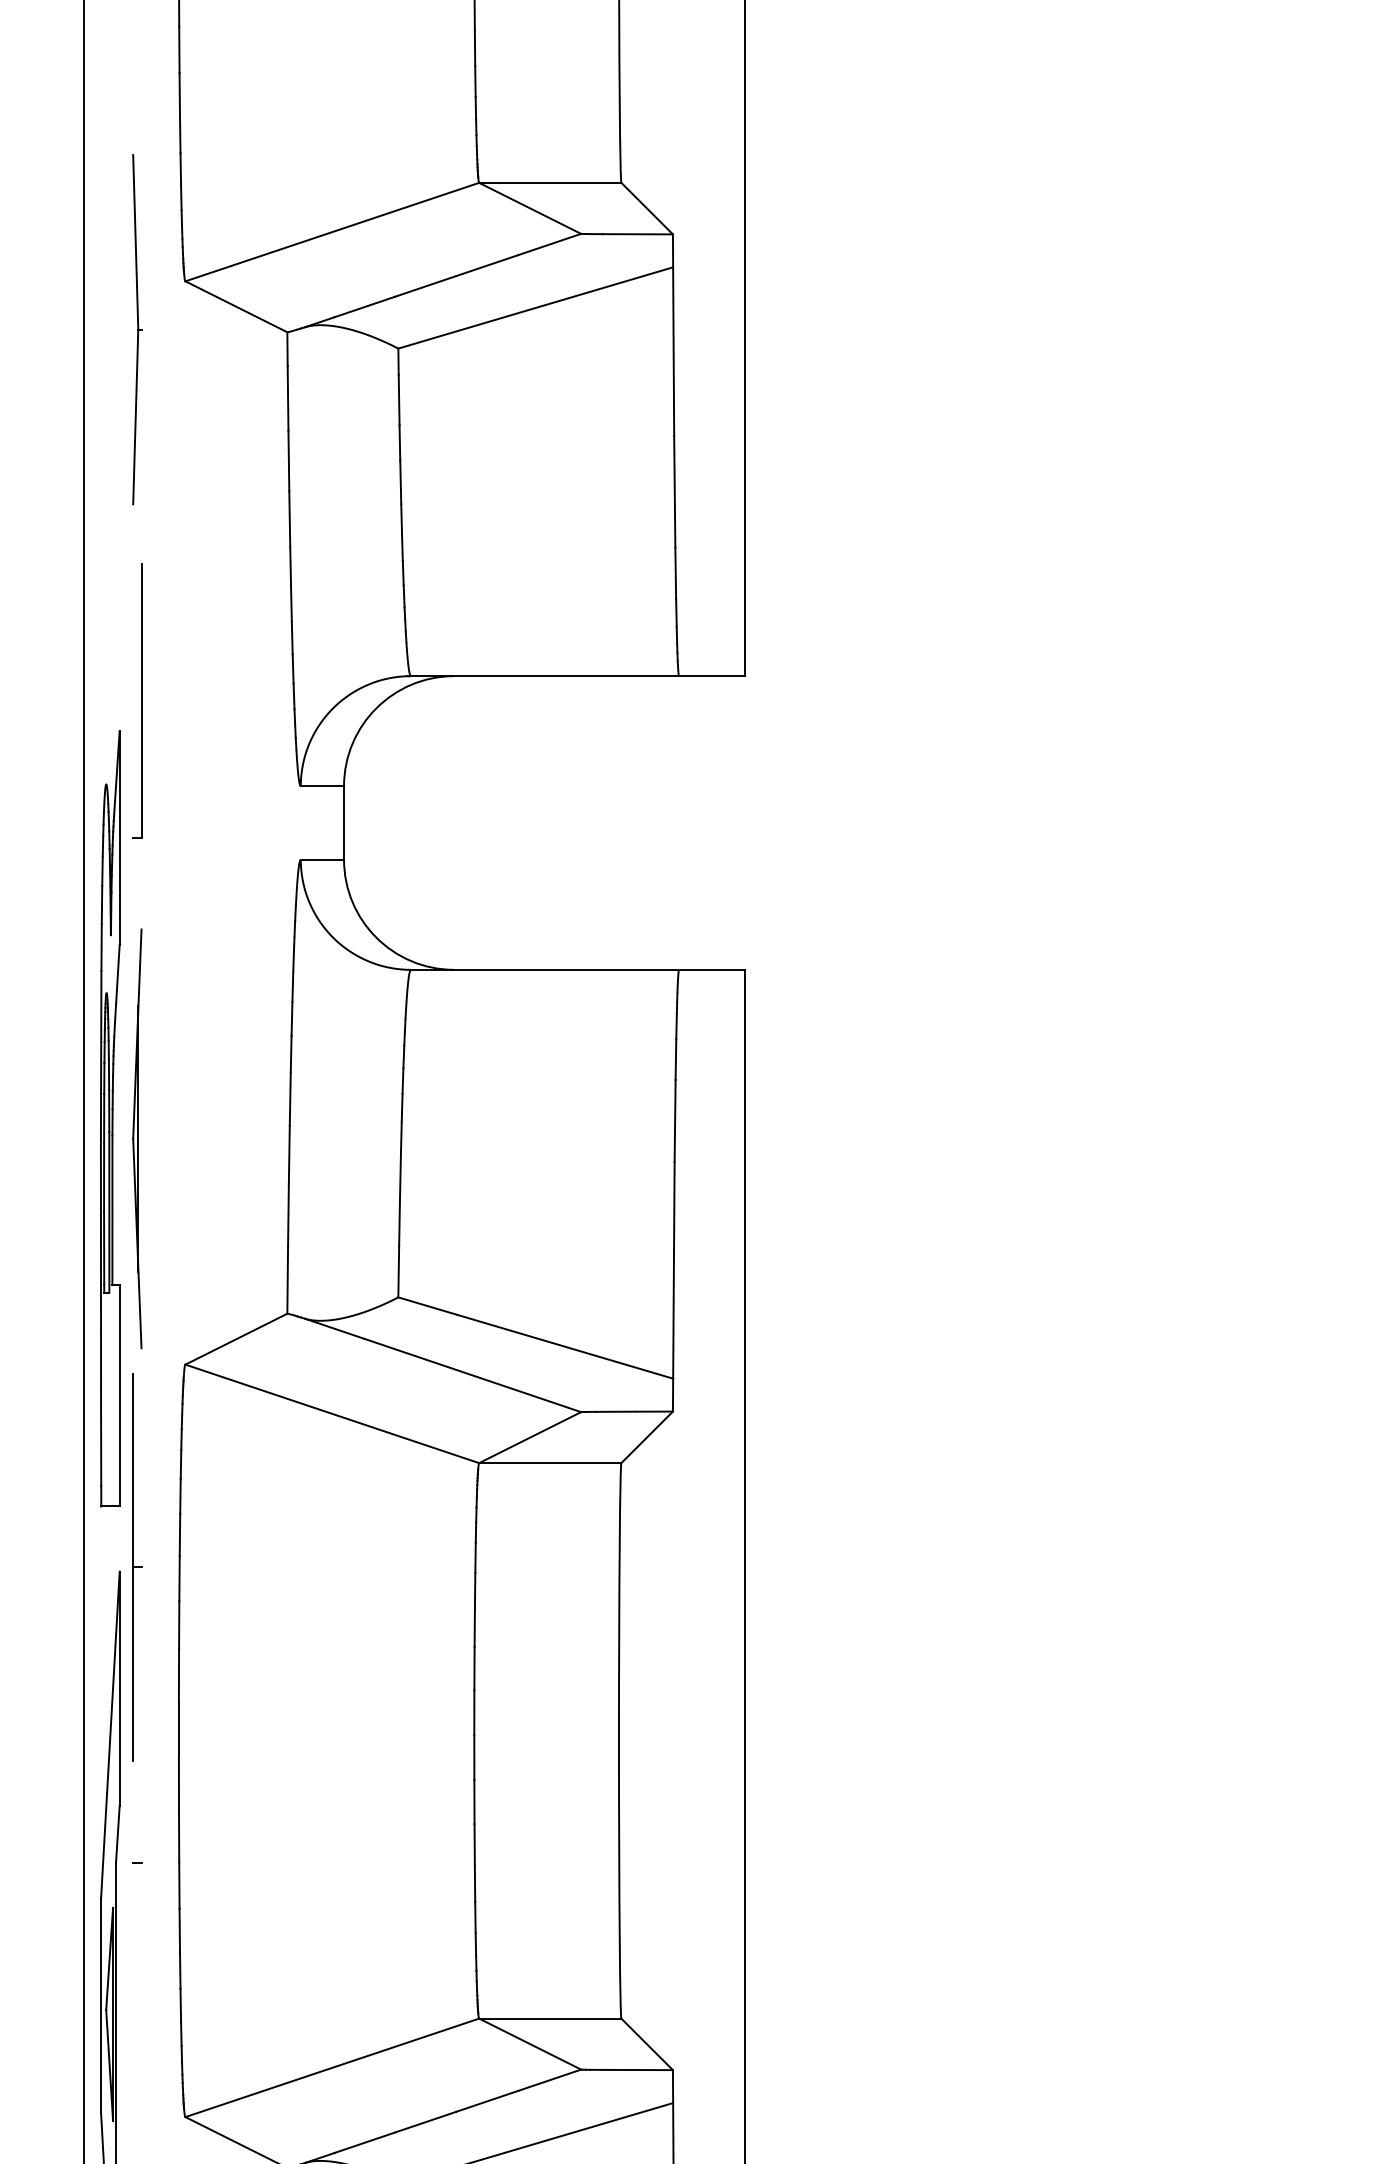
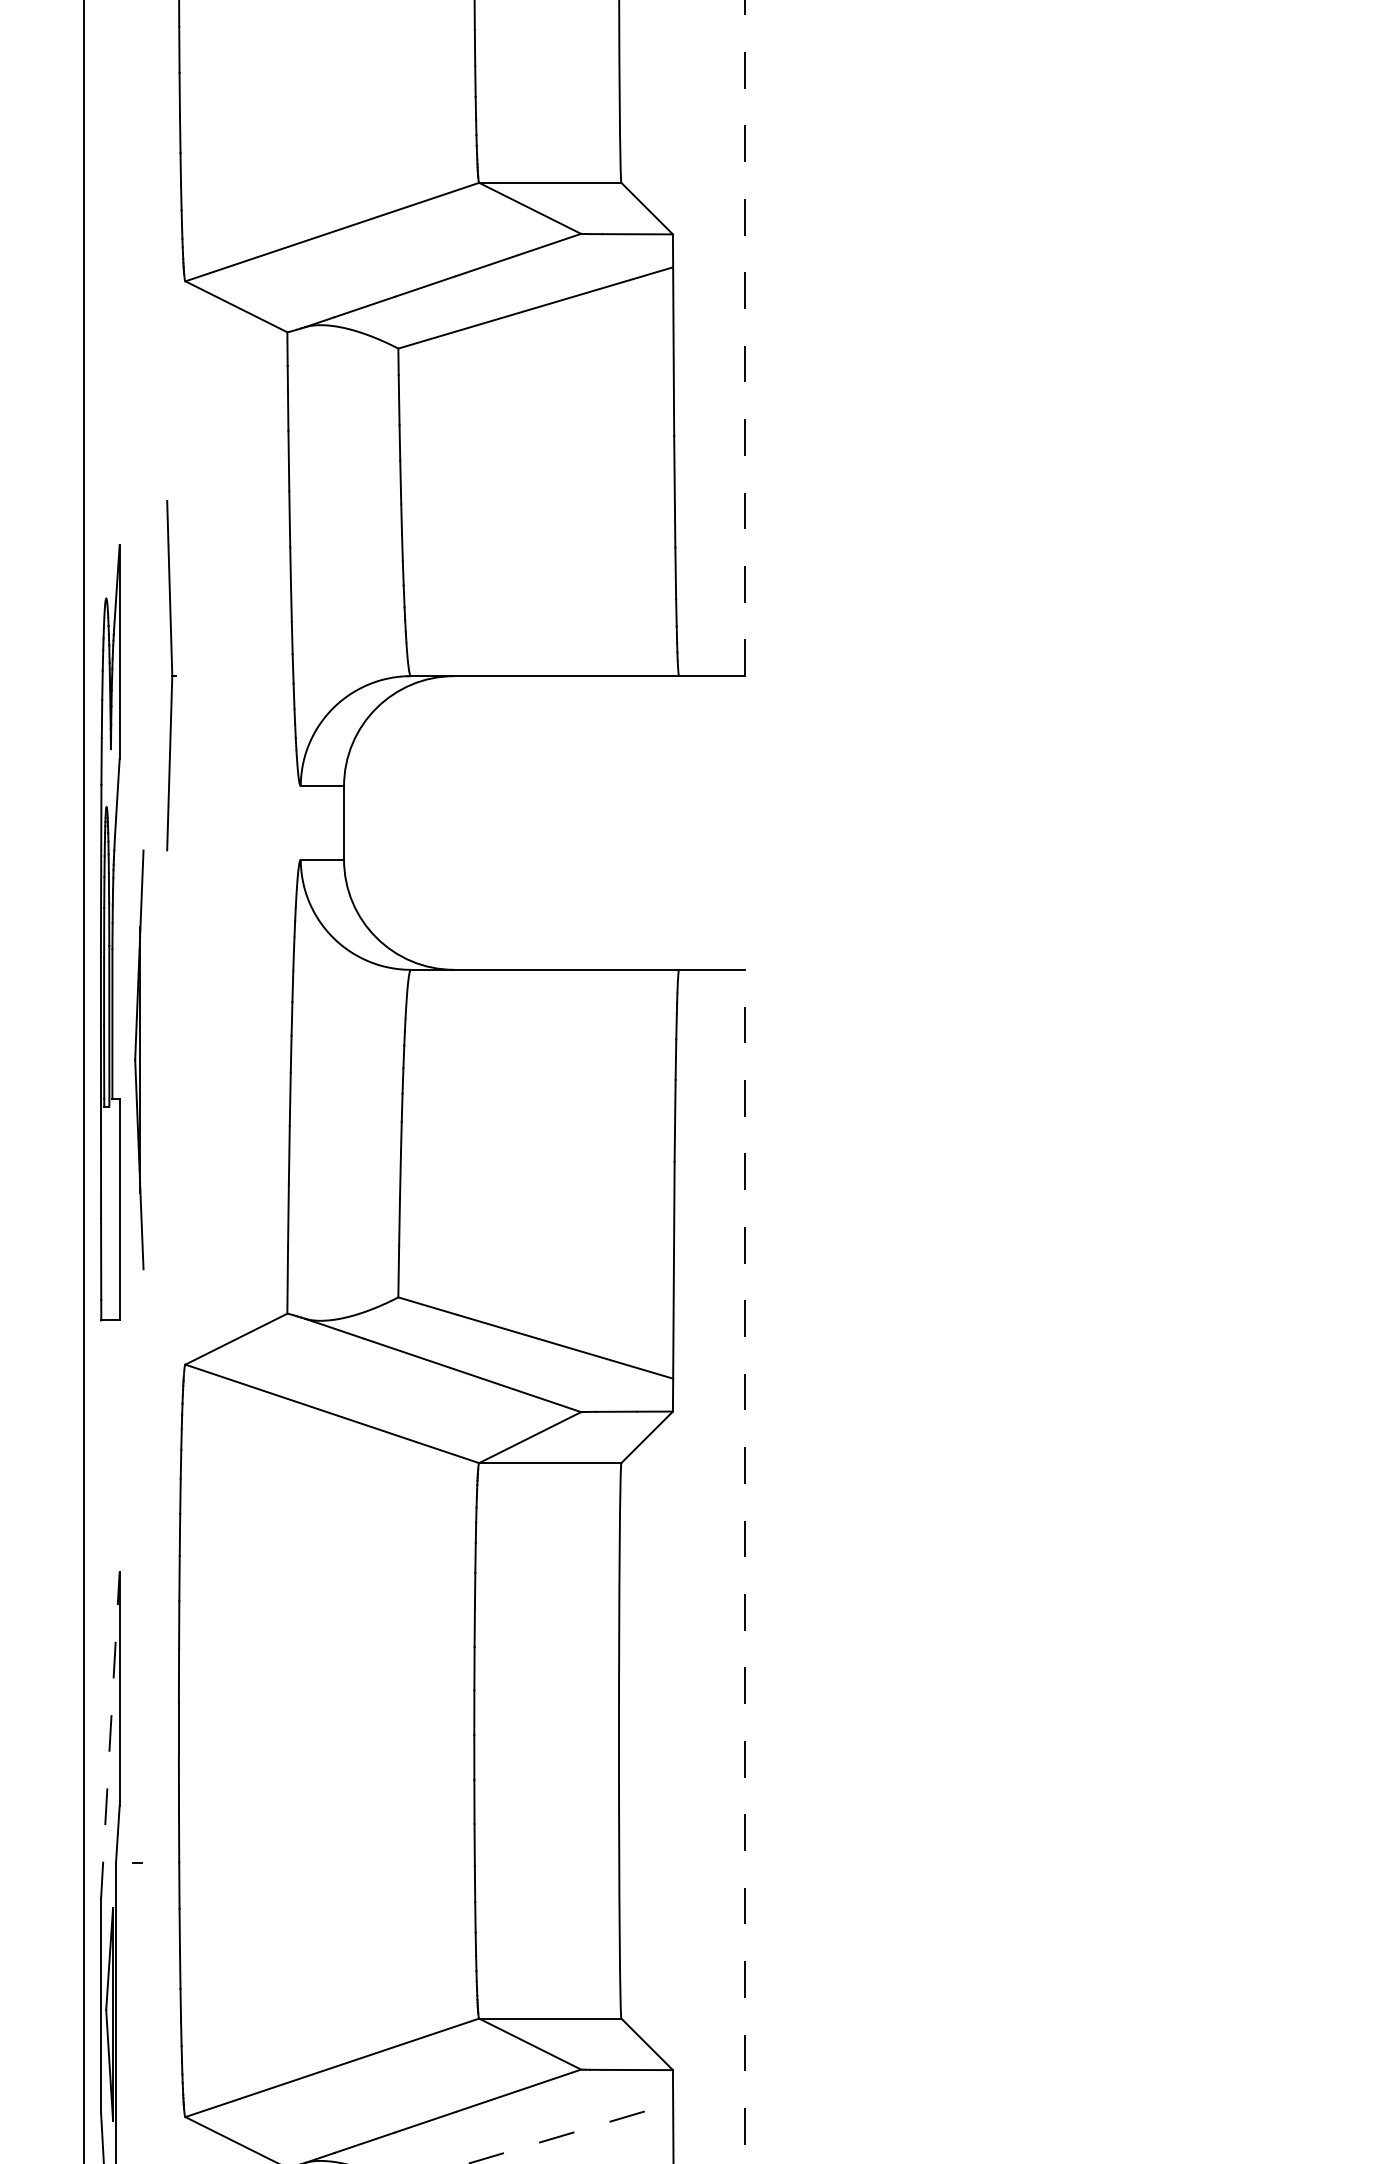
part position: (137, 329) -> (171, 675) (171, 675)
line: solid -> dashed (745, 338)
part: present -> none (137, 700)
part position: (110, 1118) -> (110, 932) (110, 932)
part position: (137, 1138) -> (139, 1059) (139, 1059)
line: solid -> dashed (745, 1566)
part: present -> none (137, 1567)
line: solid -> dashed (110, 1735)
line: solid -> dashed (570, 2133)
